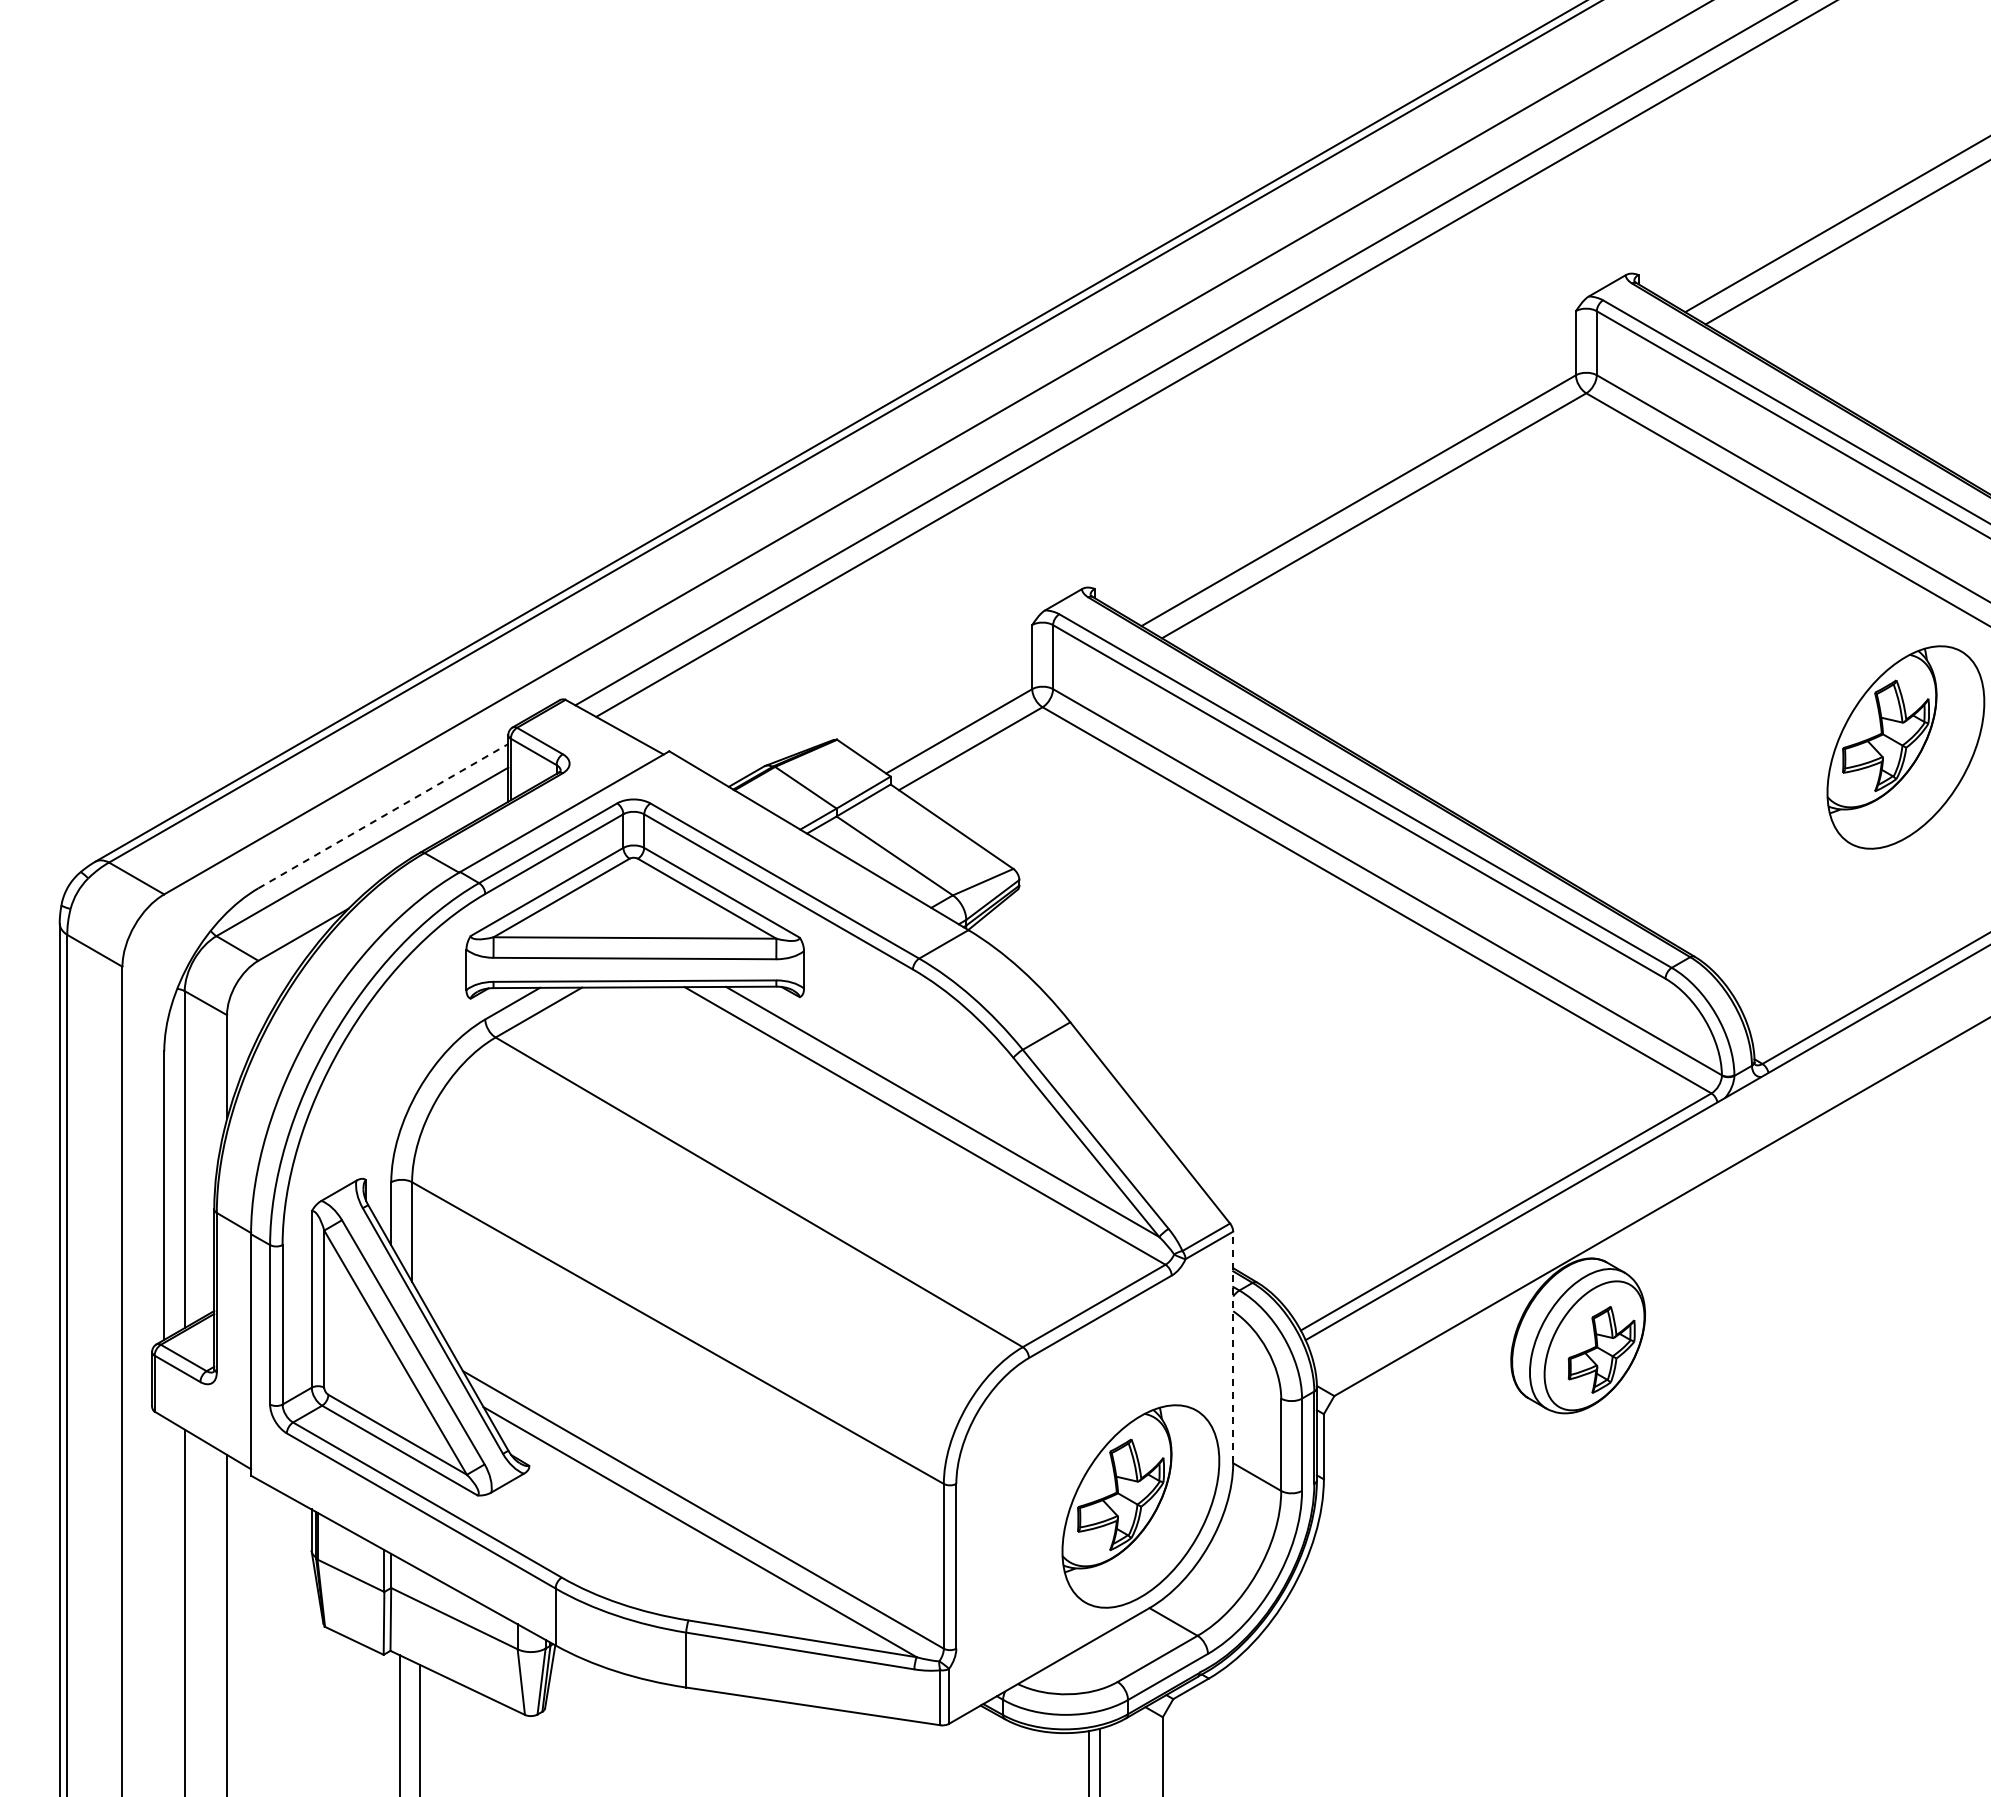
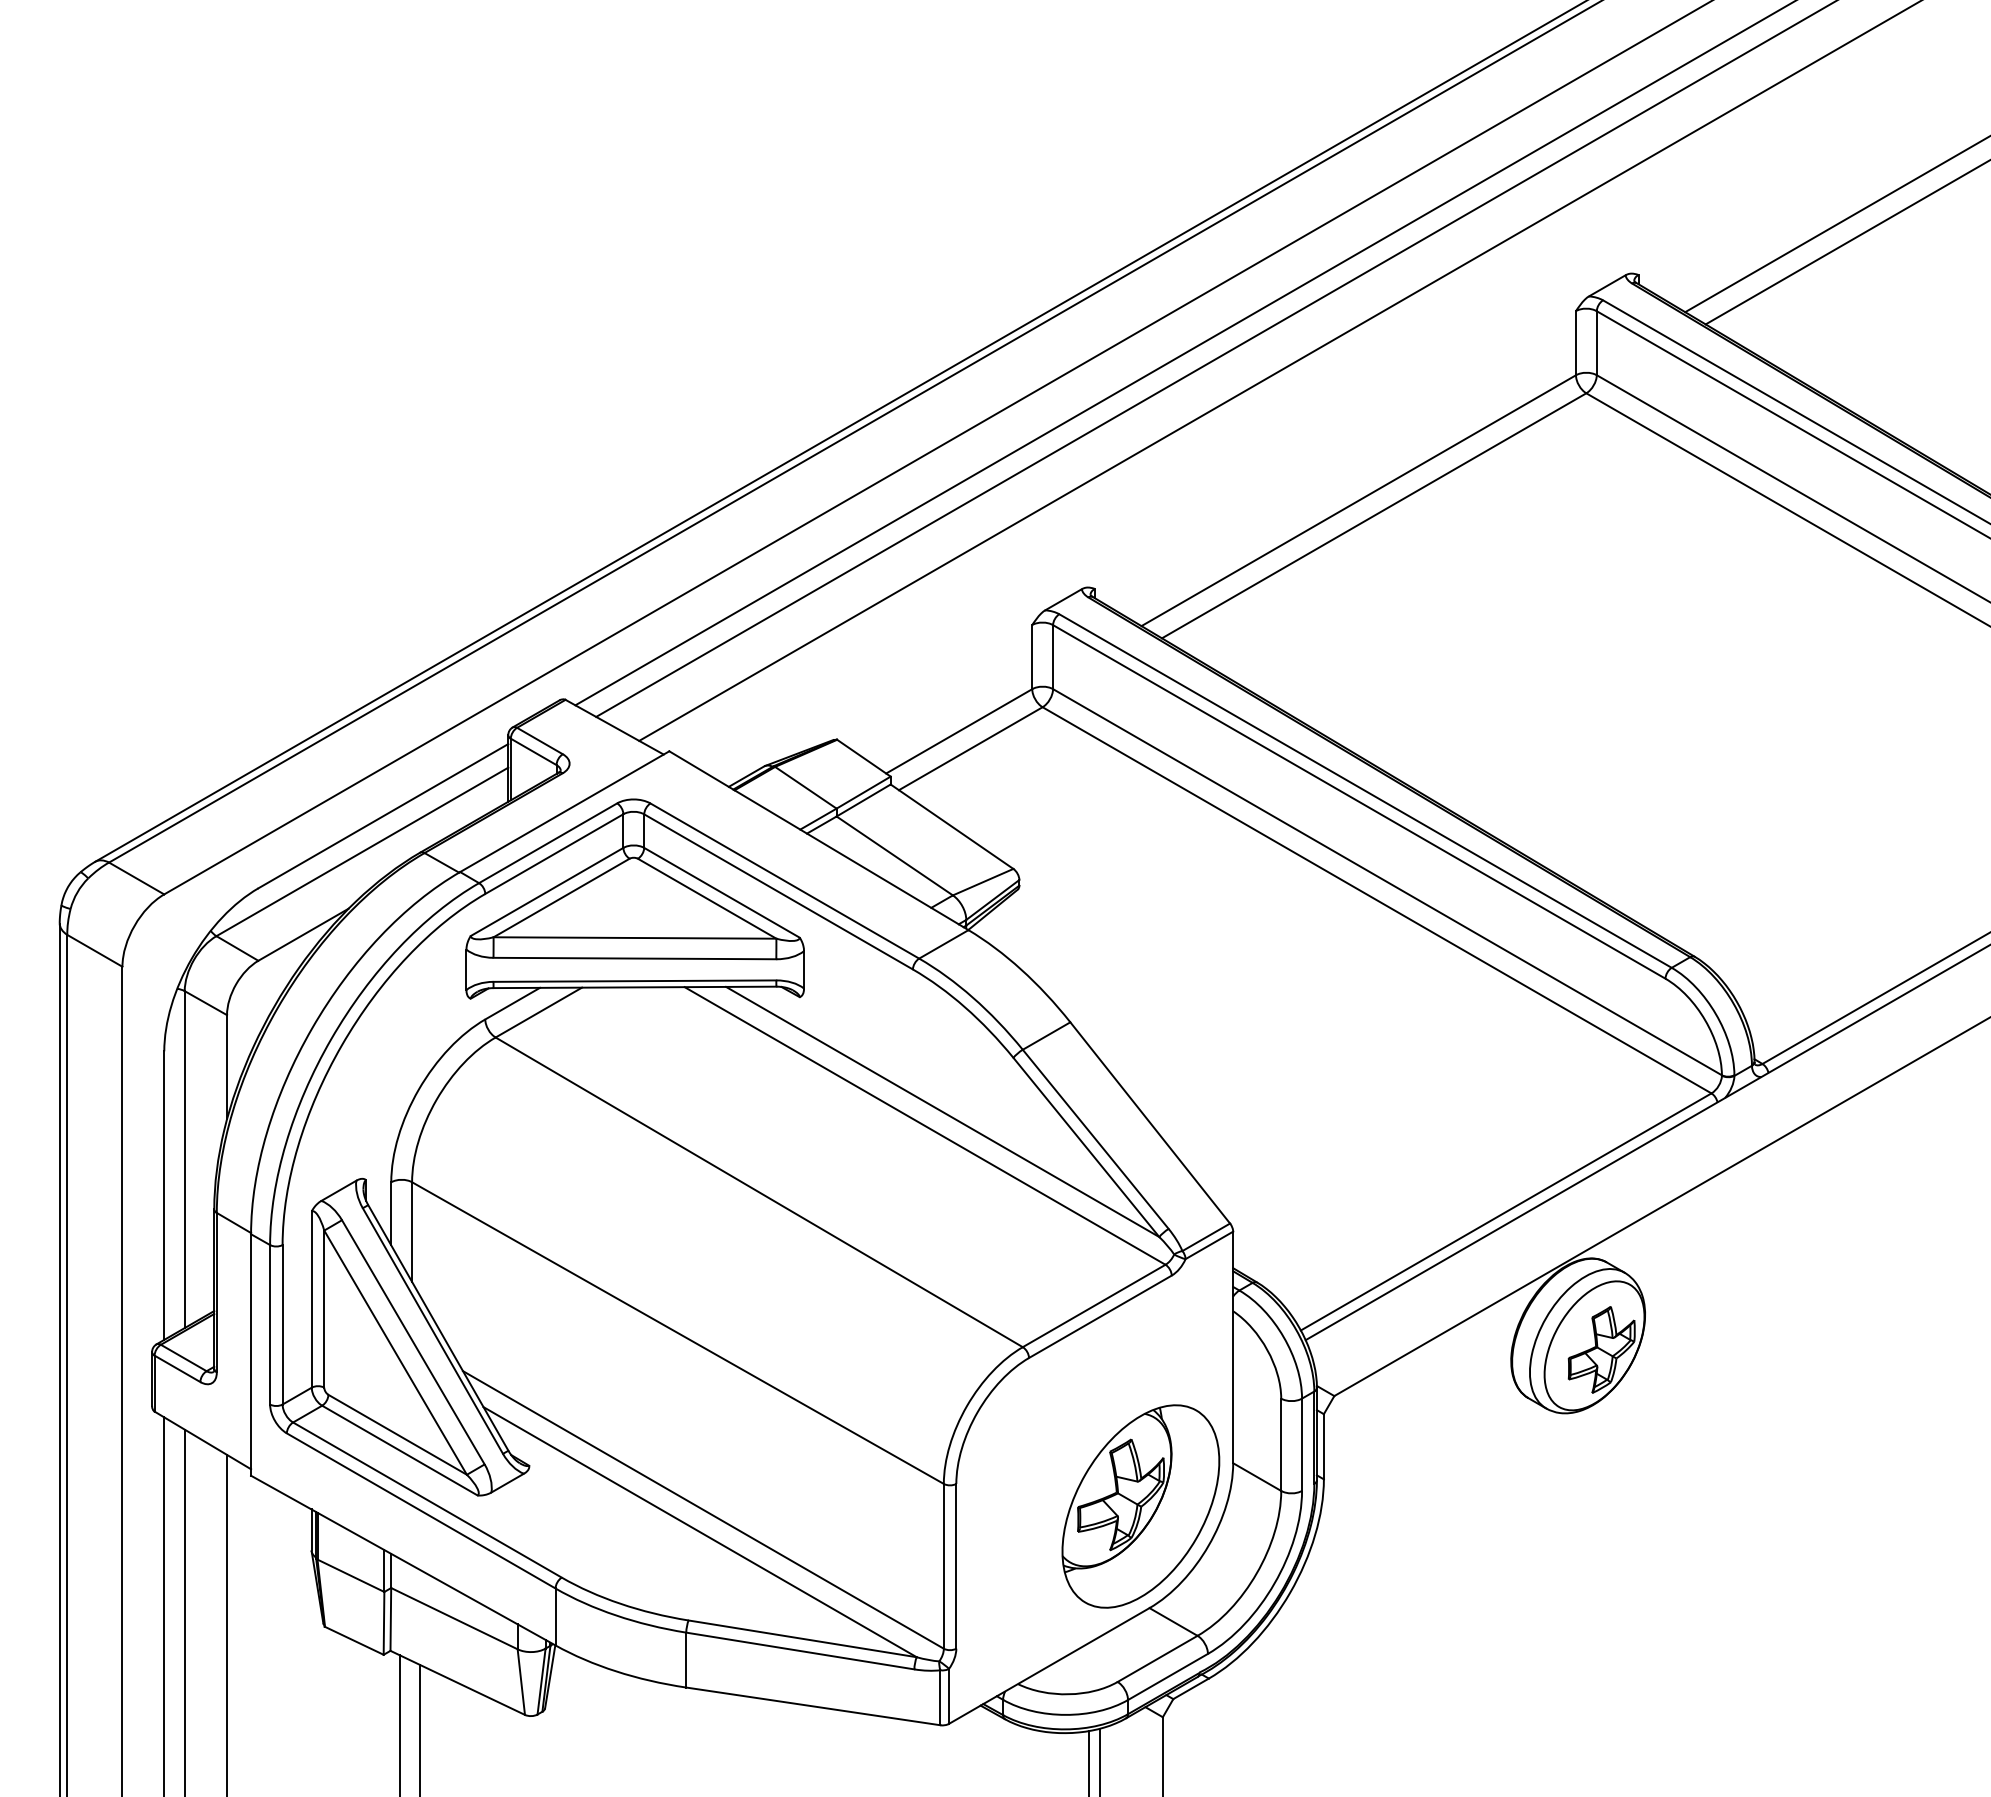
line: none -> present (1278, 371)
part: present -> none (1905, 747)
line: dashed -> solid (383, 815)
line: dashed -> solid (1233, 1347)
line: none -> present (164, 1605)
